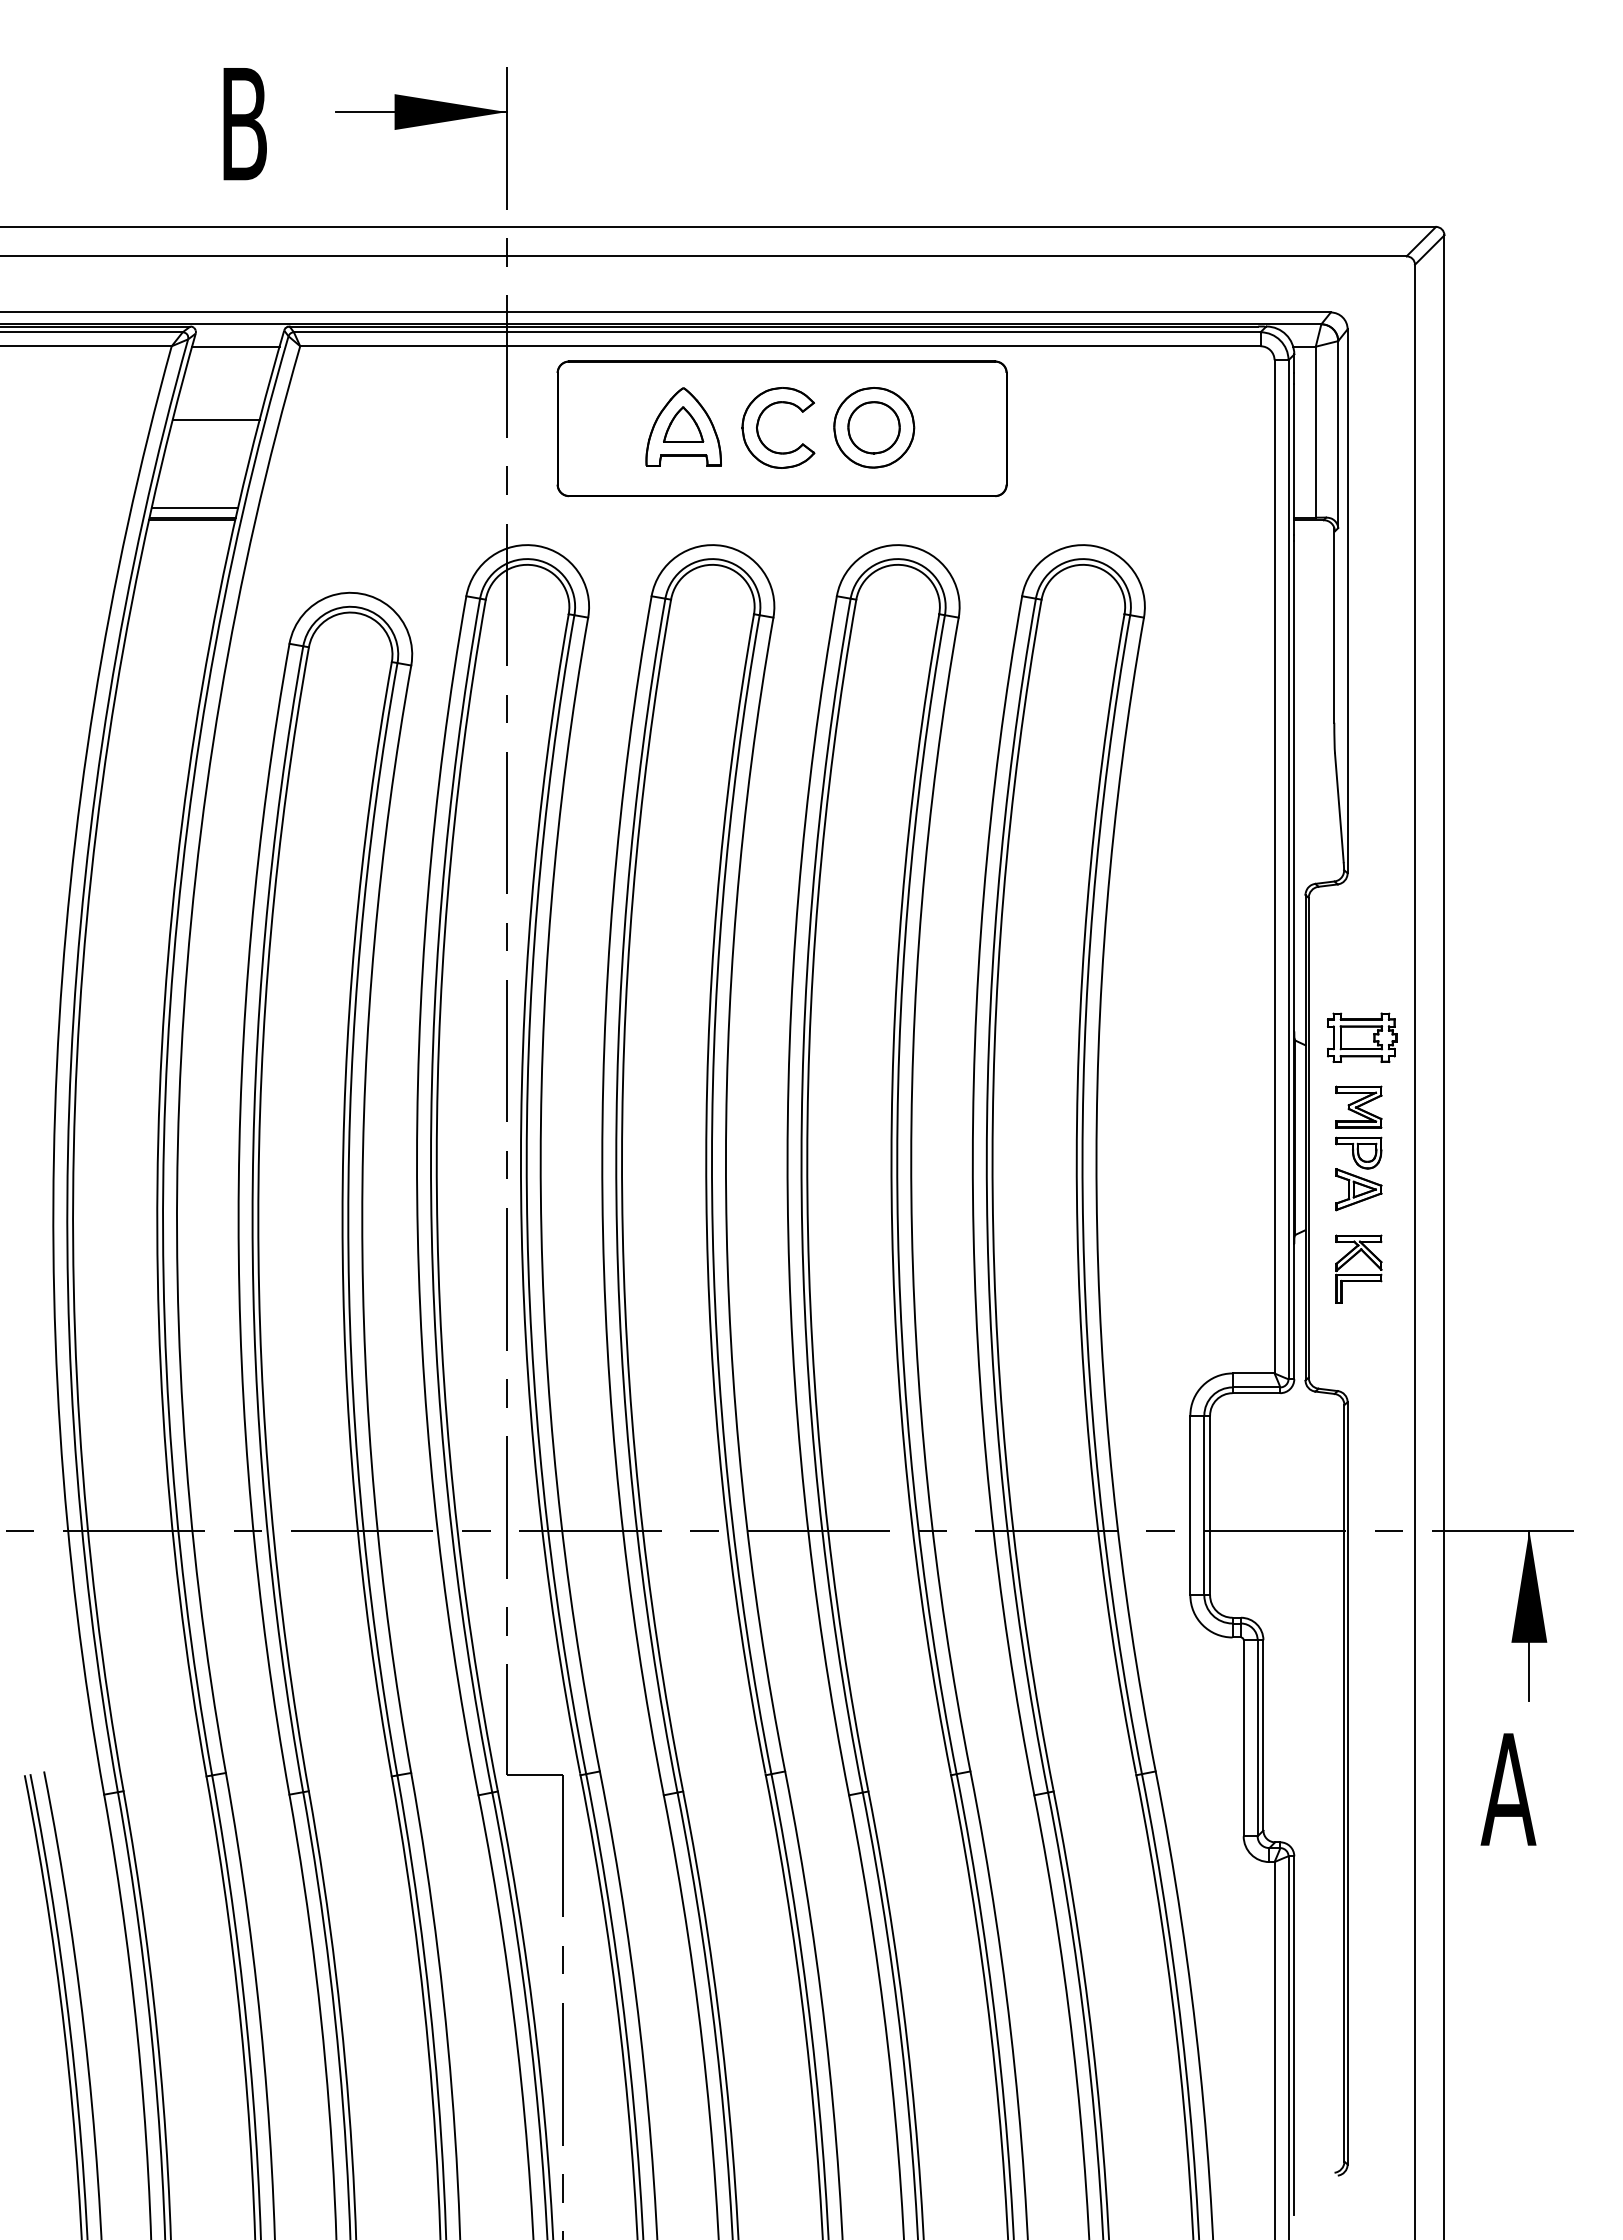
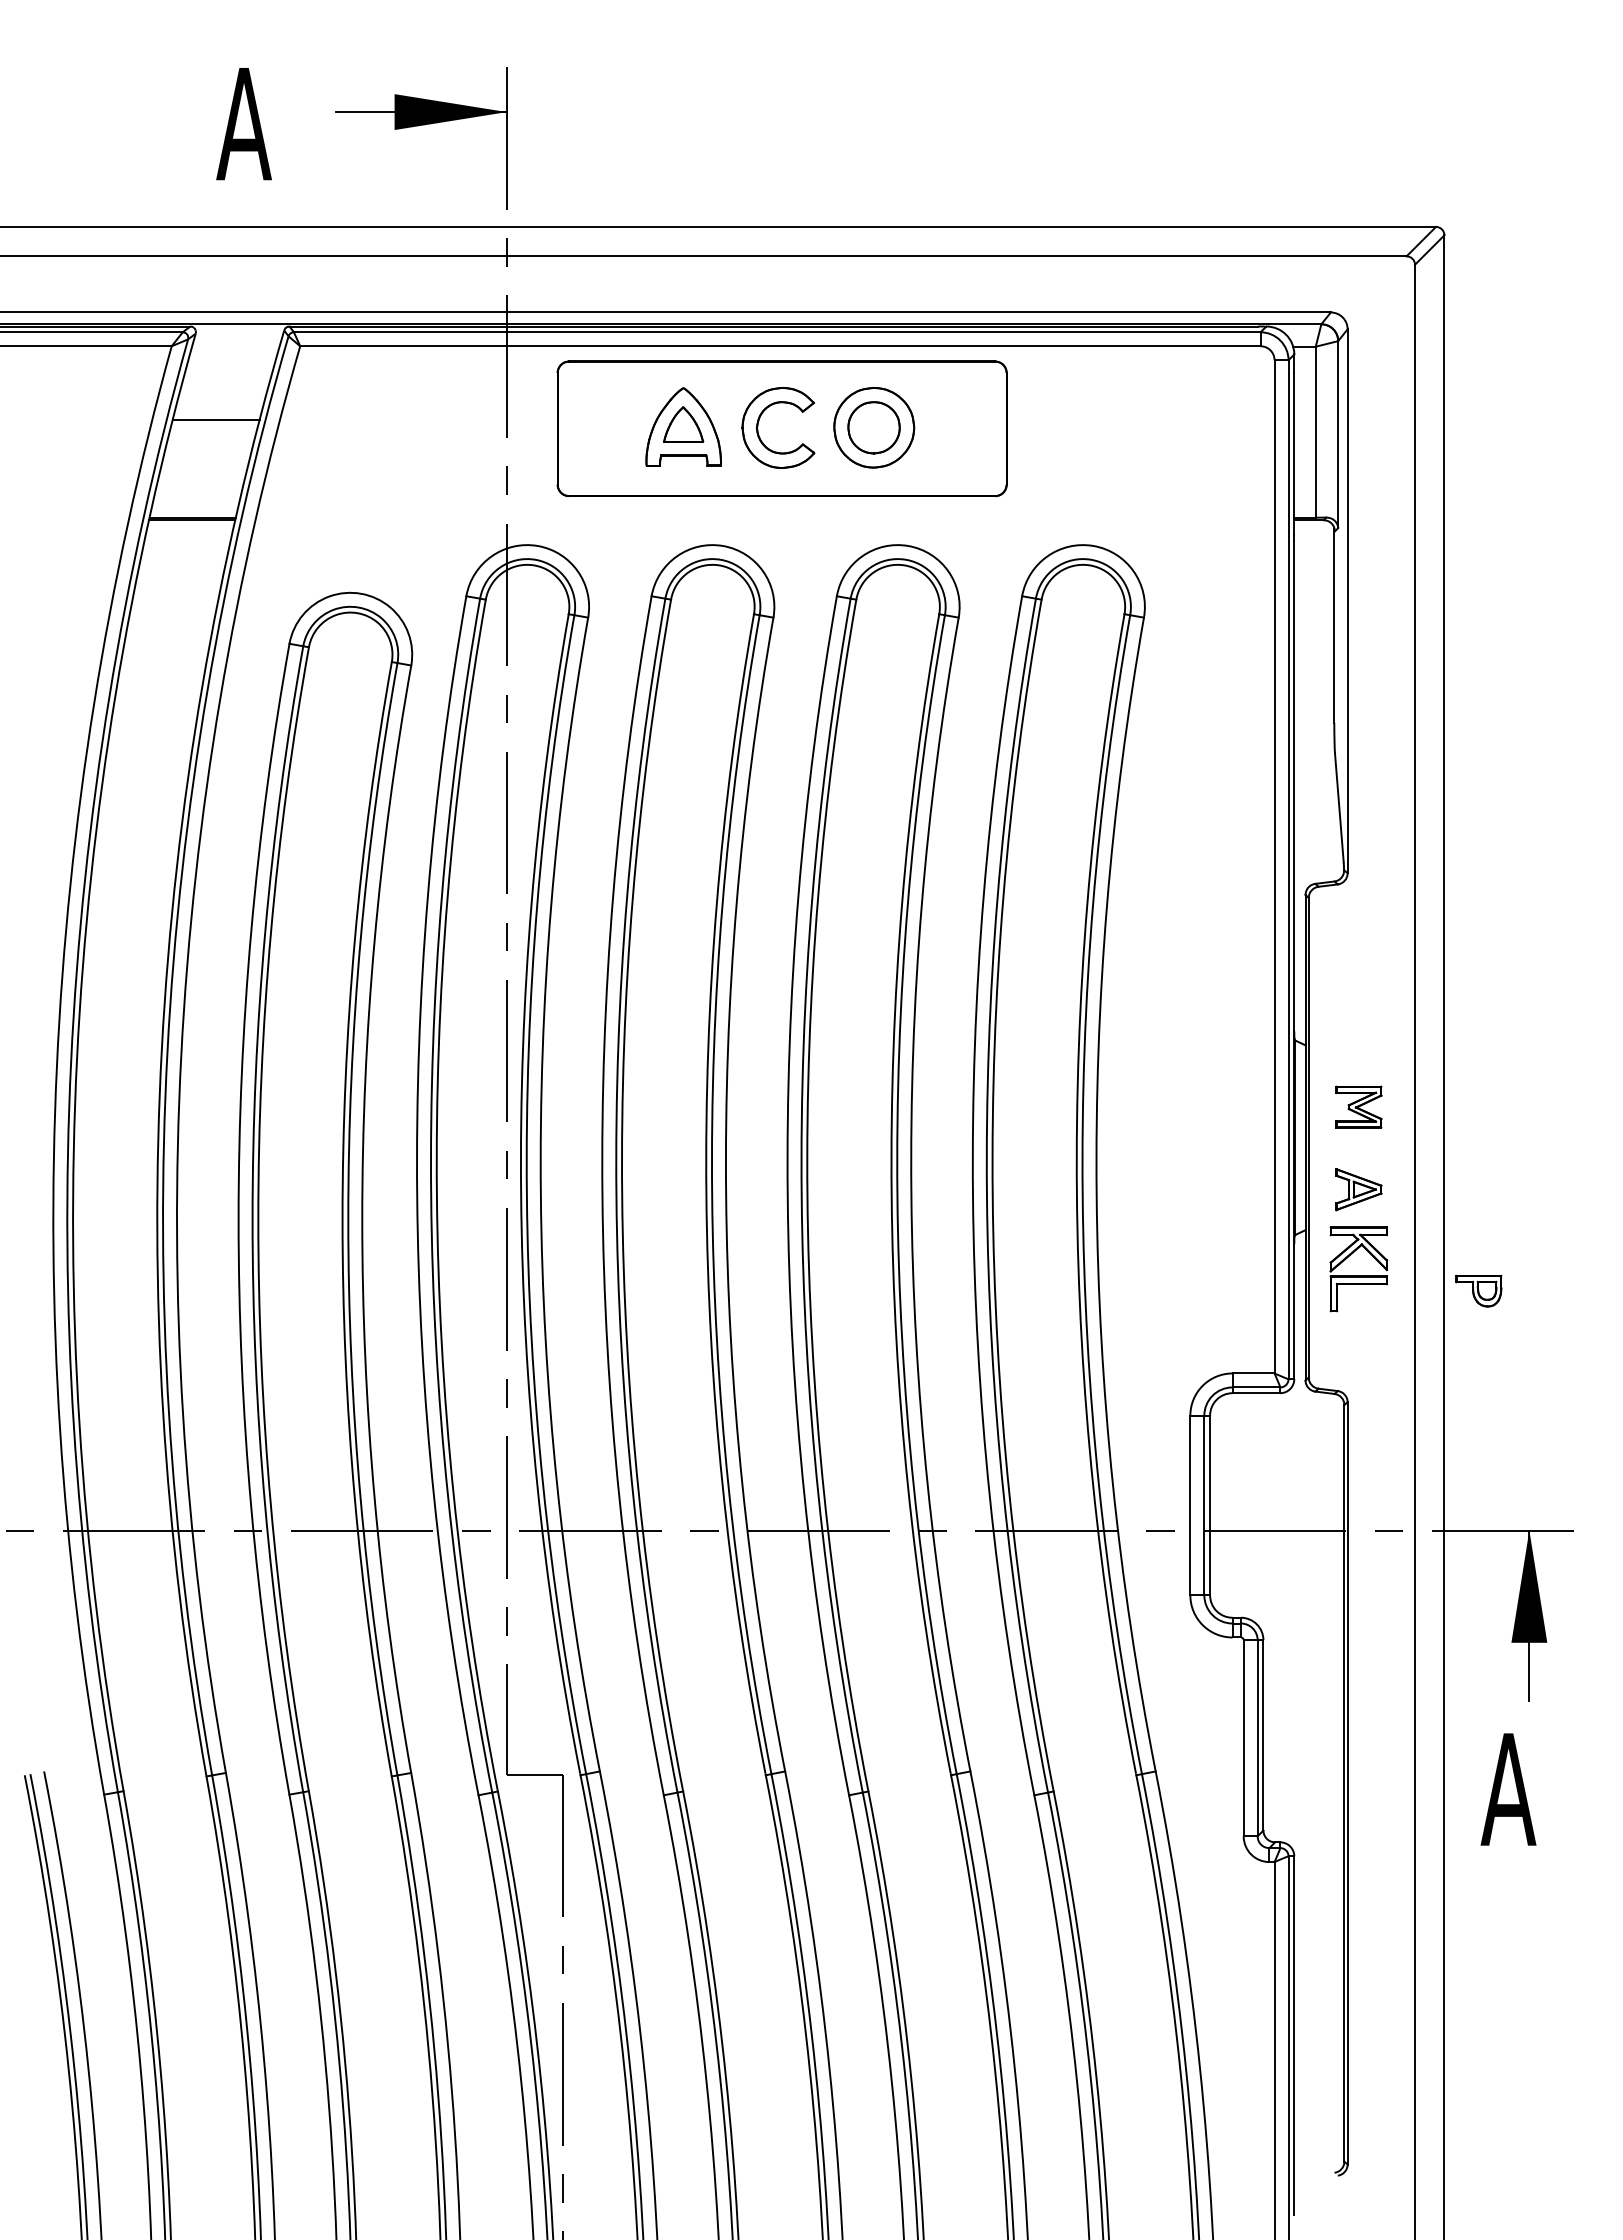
text: B -> A (243, 124)
line: present -> none (235, 346)
line: present -> none (194, 508)
part: present -> none (1362, 1037)
part position: (1358, 1152) -> (1478, 1290) (1478, 1290)
part size: 48x70 px -> 60x87 px (1358, 1269)
